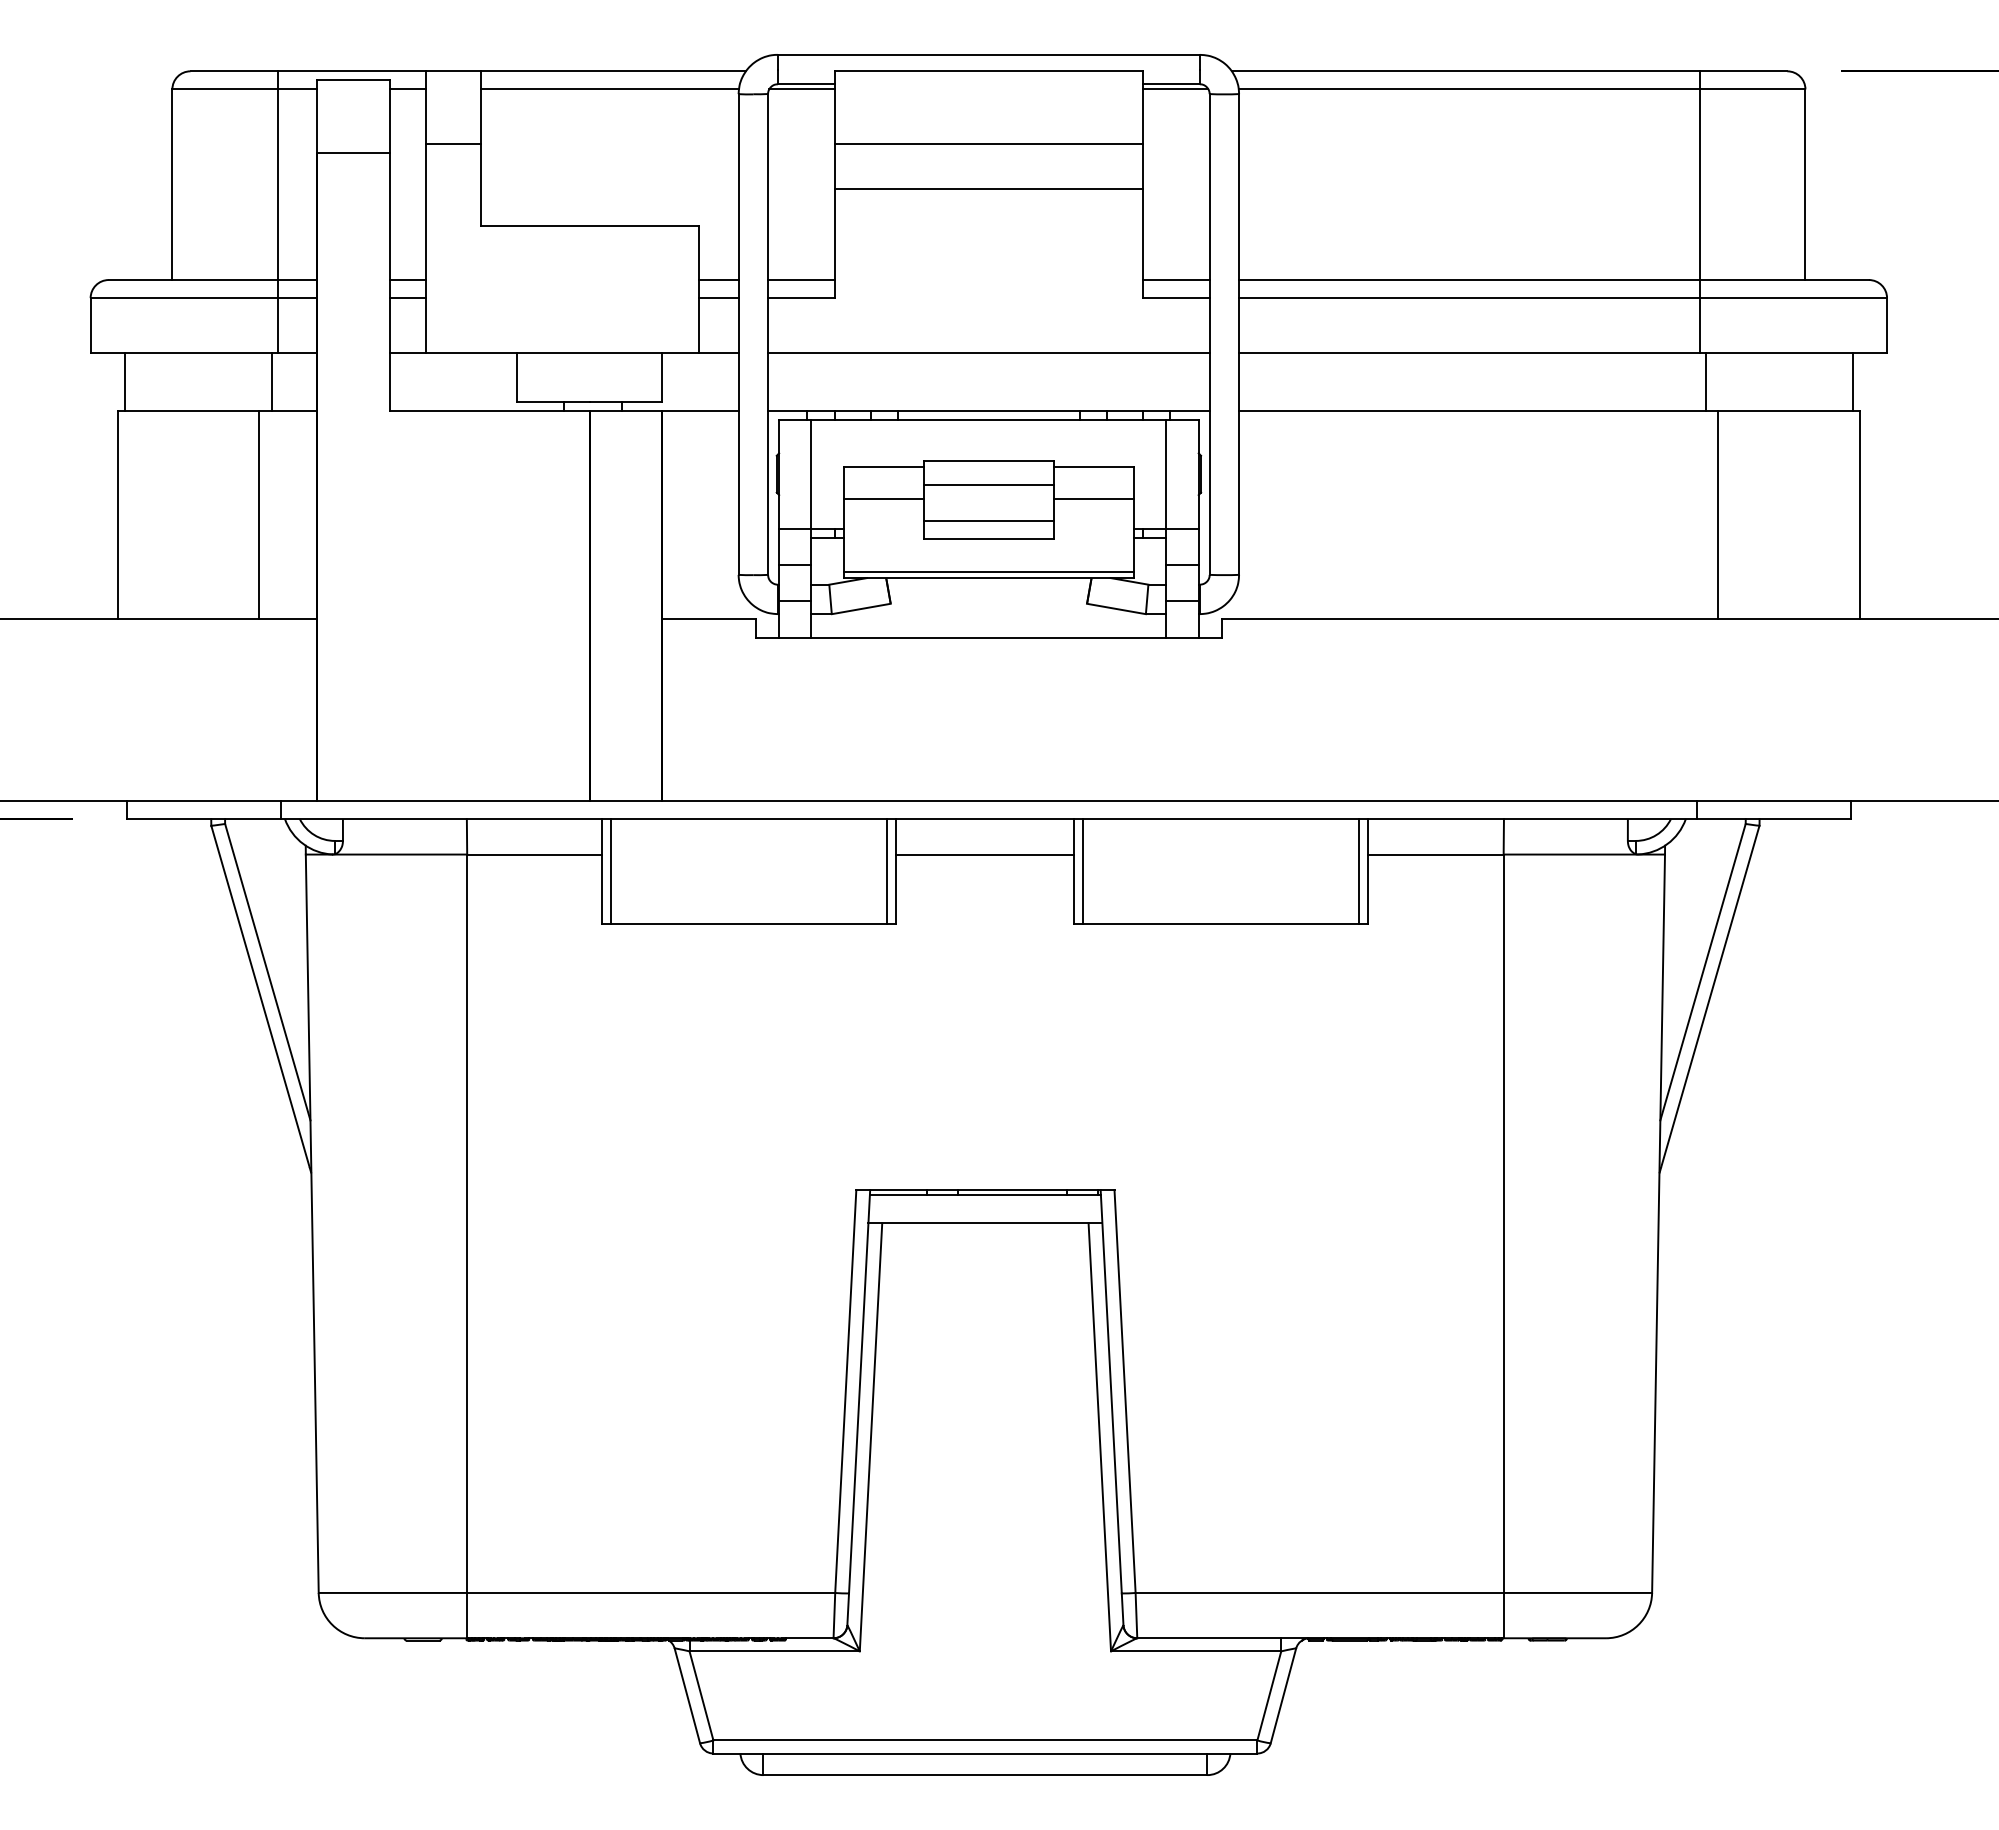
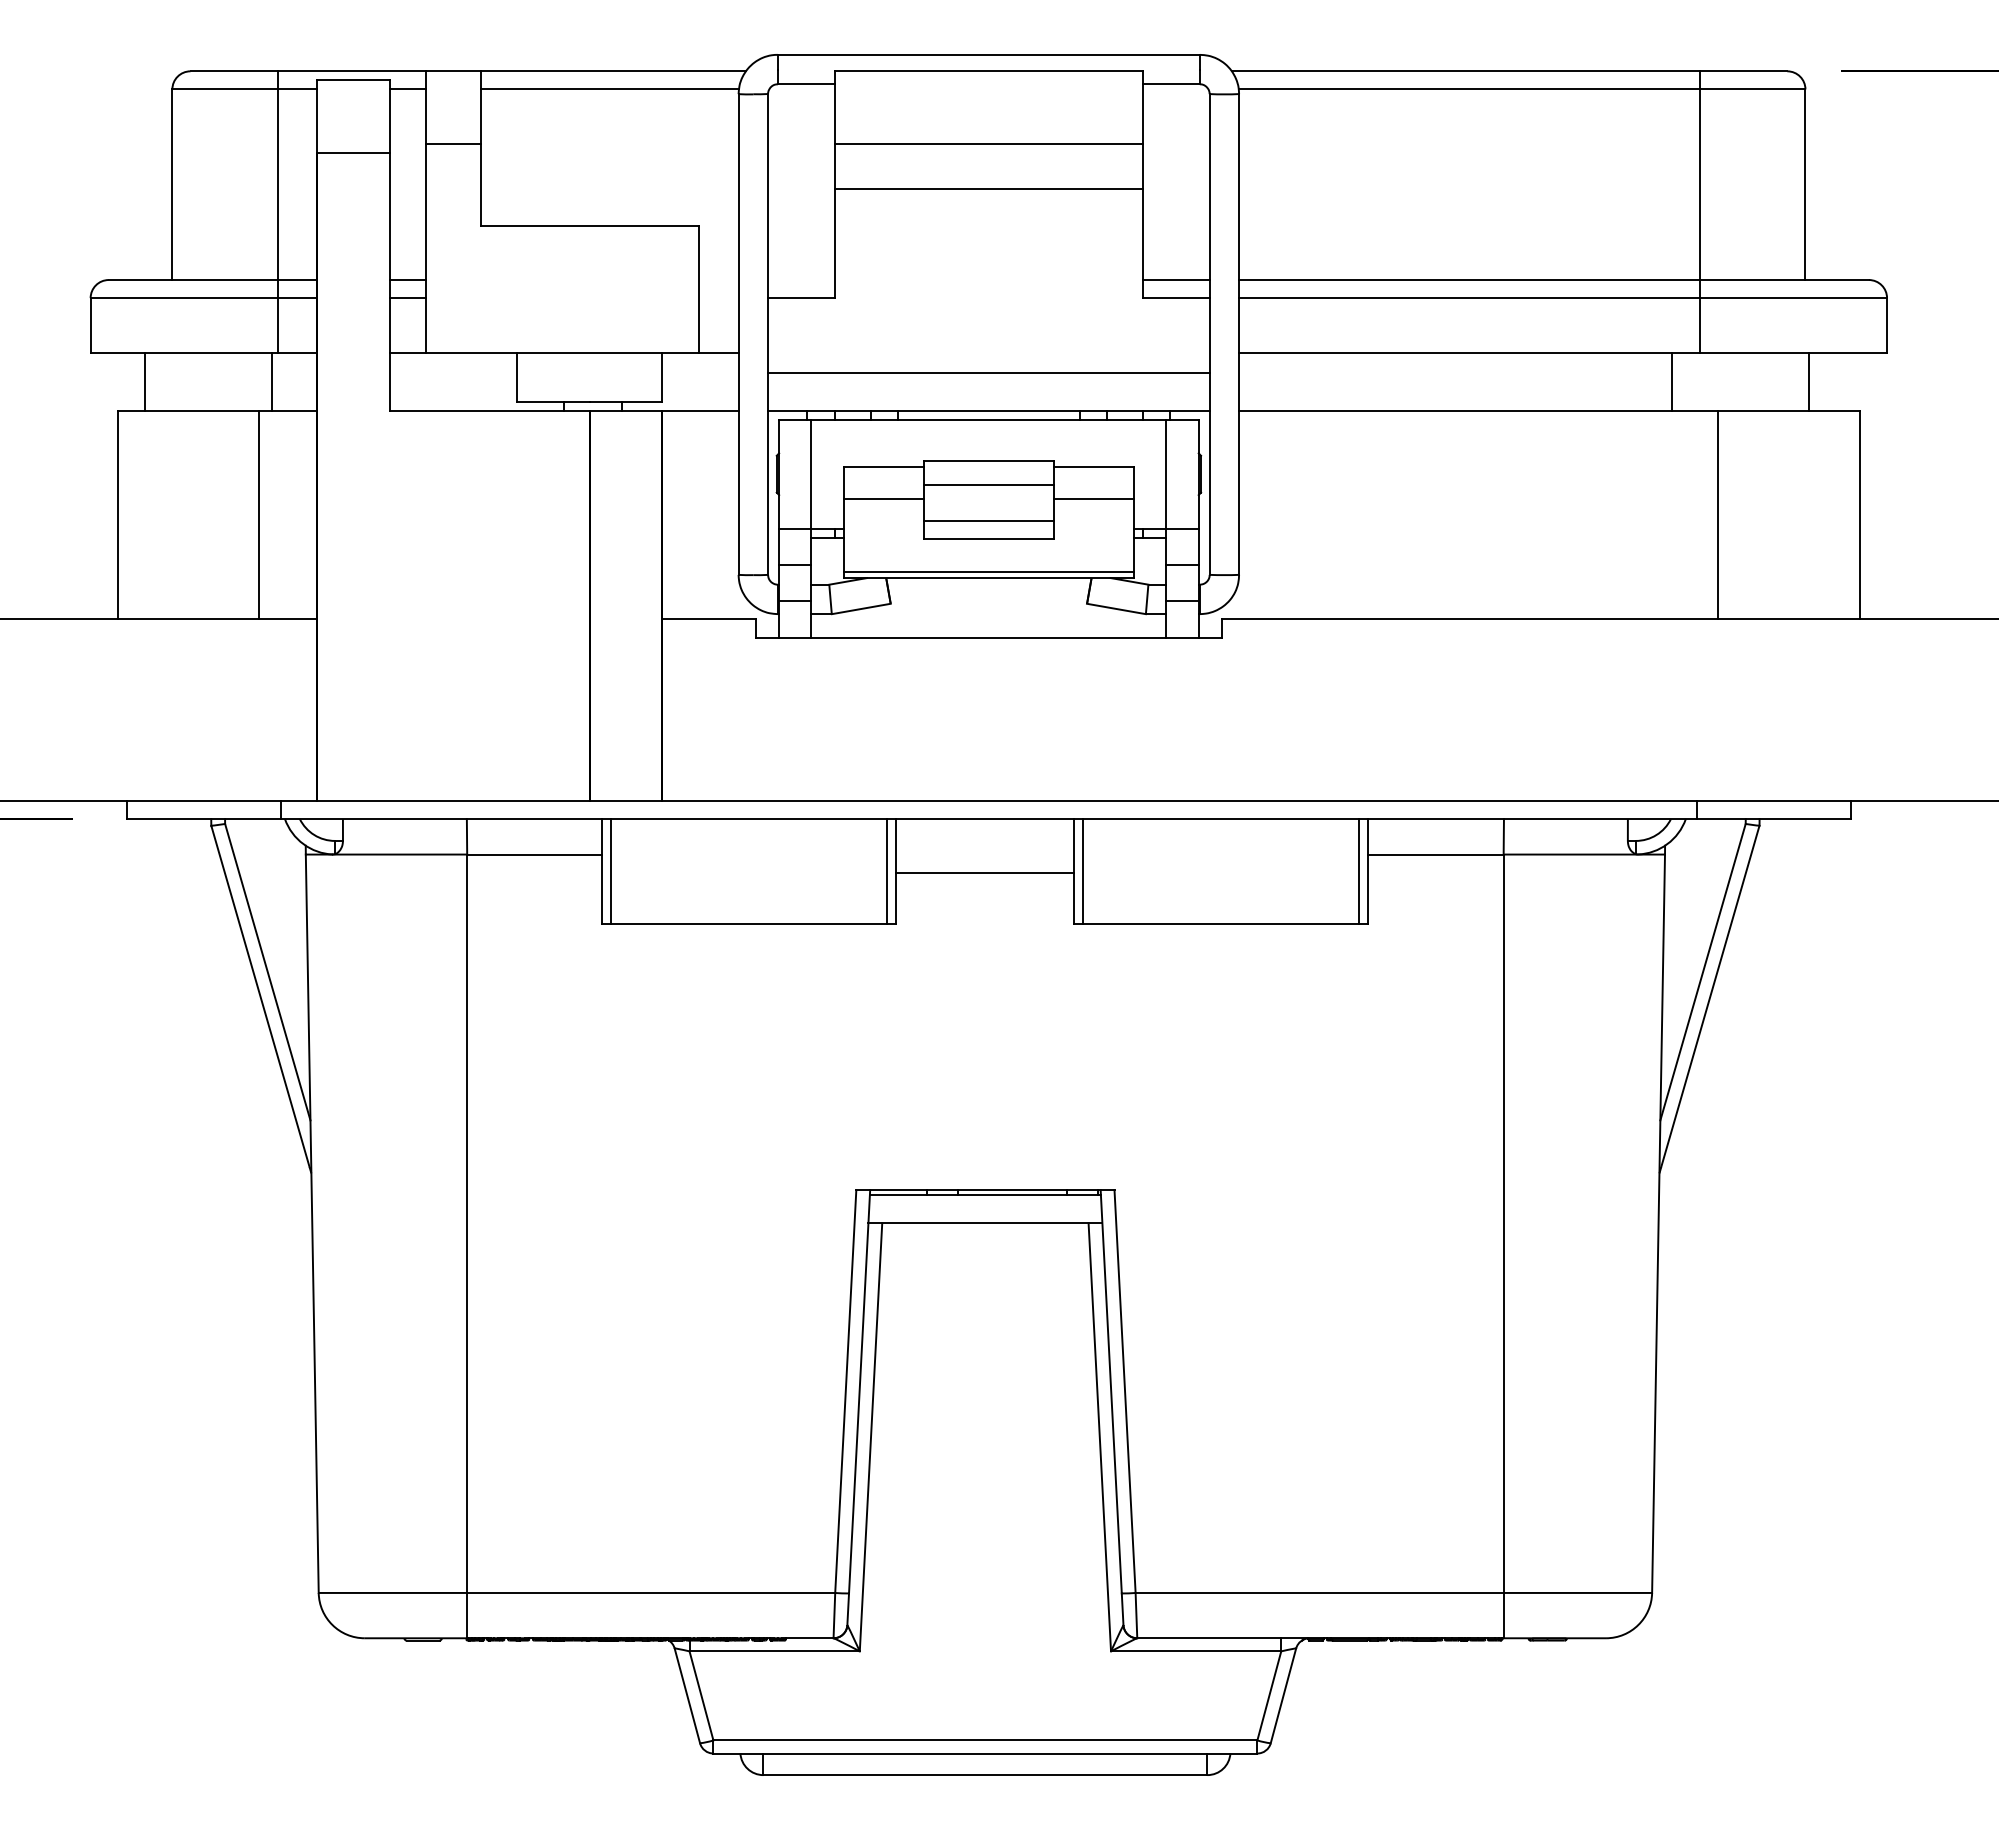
line: present -> none (801, 89)
line: present -> none (1175, 89)
line: present -> none (718, 280)
line: present -> none (801, 280)
line: present -> none (718, 298)
line position: (988, 352) -> (988, 372) (988, 372)
line position: (124, 381) -> (144, 381) (144, 381)
line position: (1705, 381) -> (1671, 381) (1671, 381)
line position: (1853, 381) -> (1809, 381) (1809, 381)
line position: (984, 854) -> (984, 872) (984, 872)
